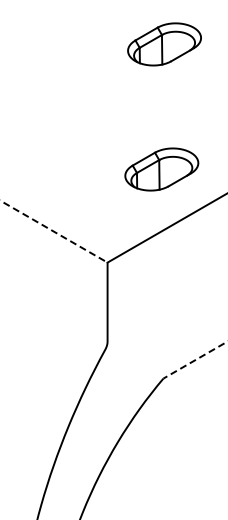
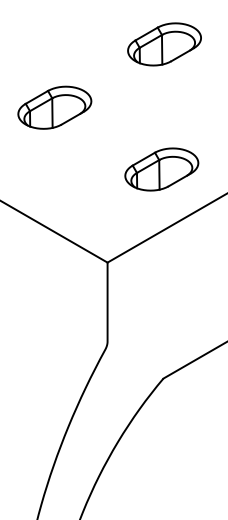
part: none -> present (54, 107)
line: dashed -> solid (53, 231)
line: dashed -> solid (195, 360)
